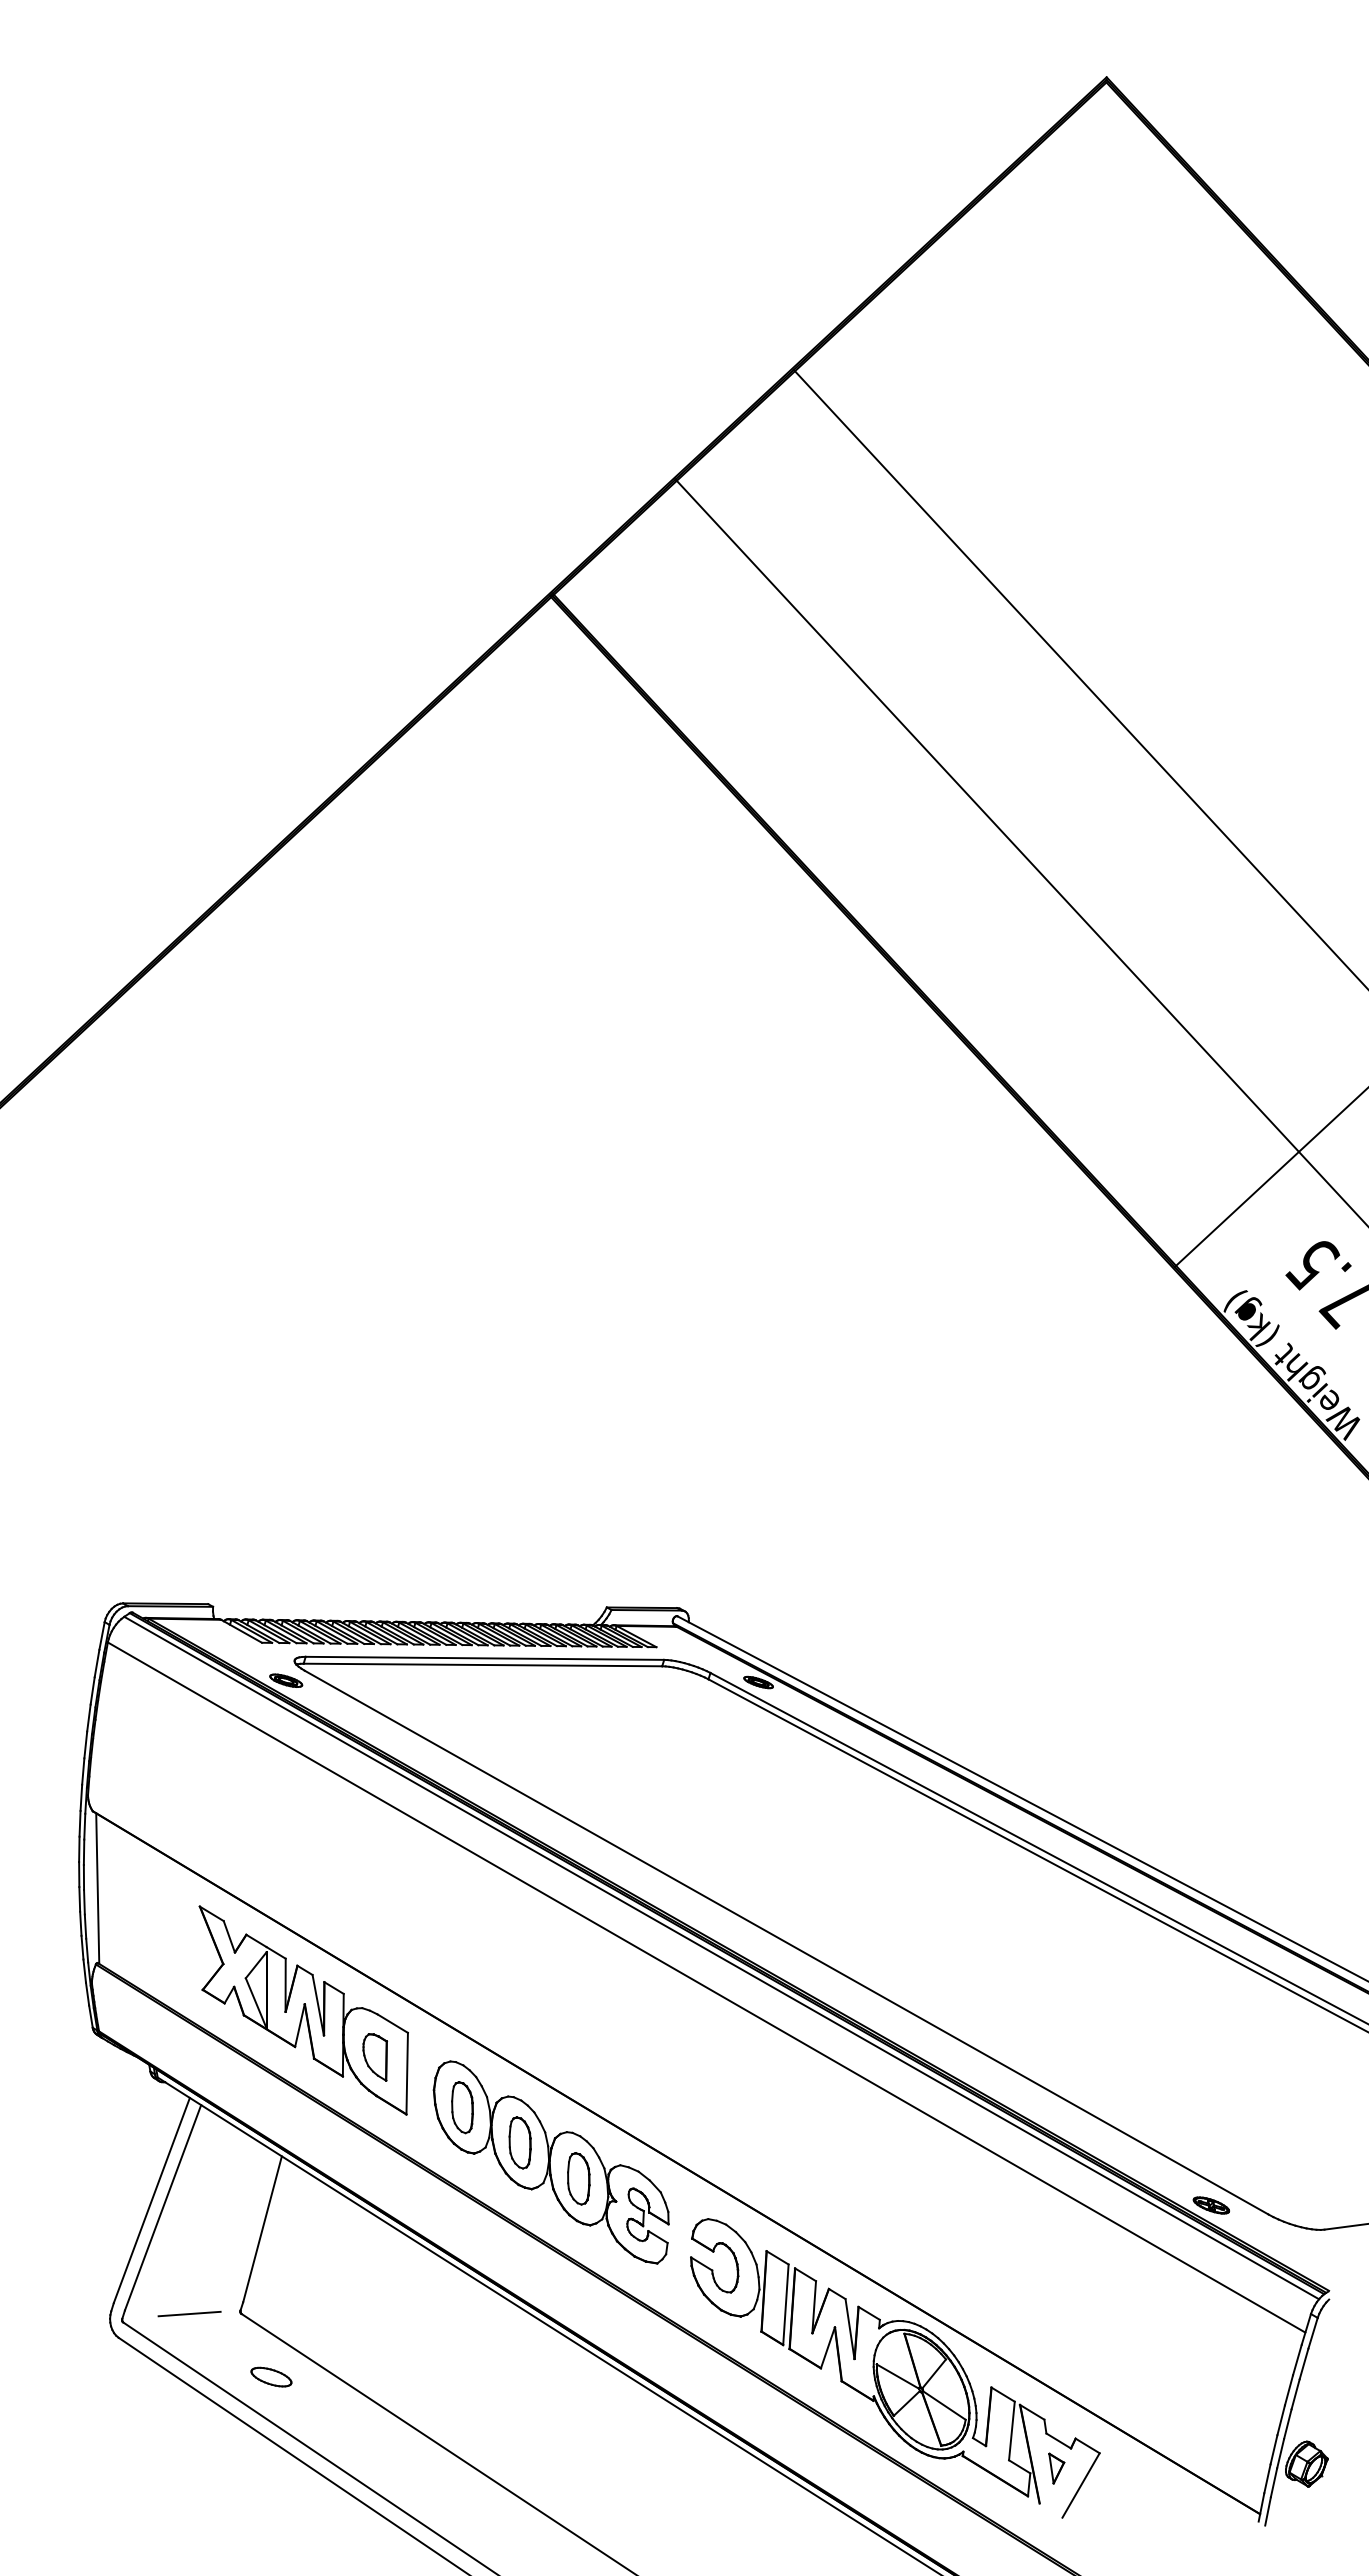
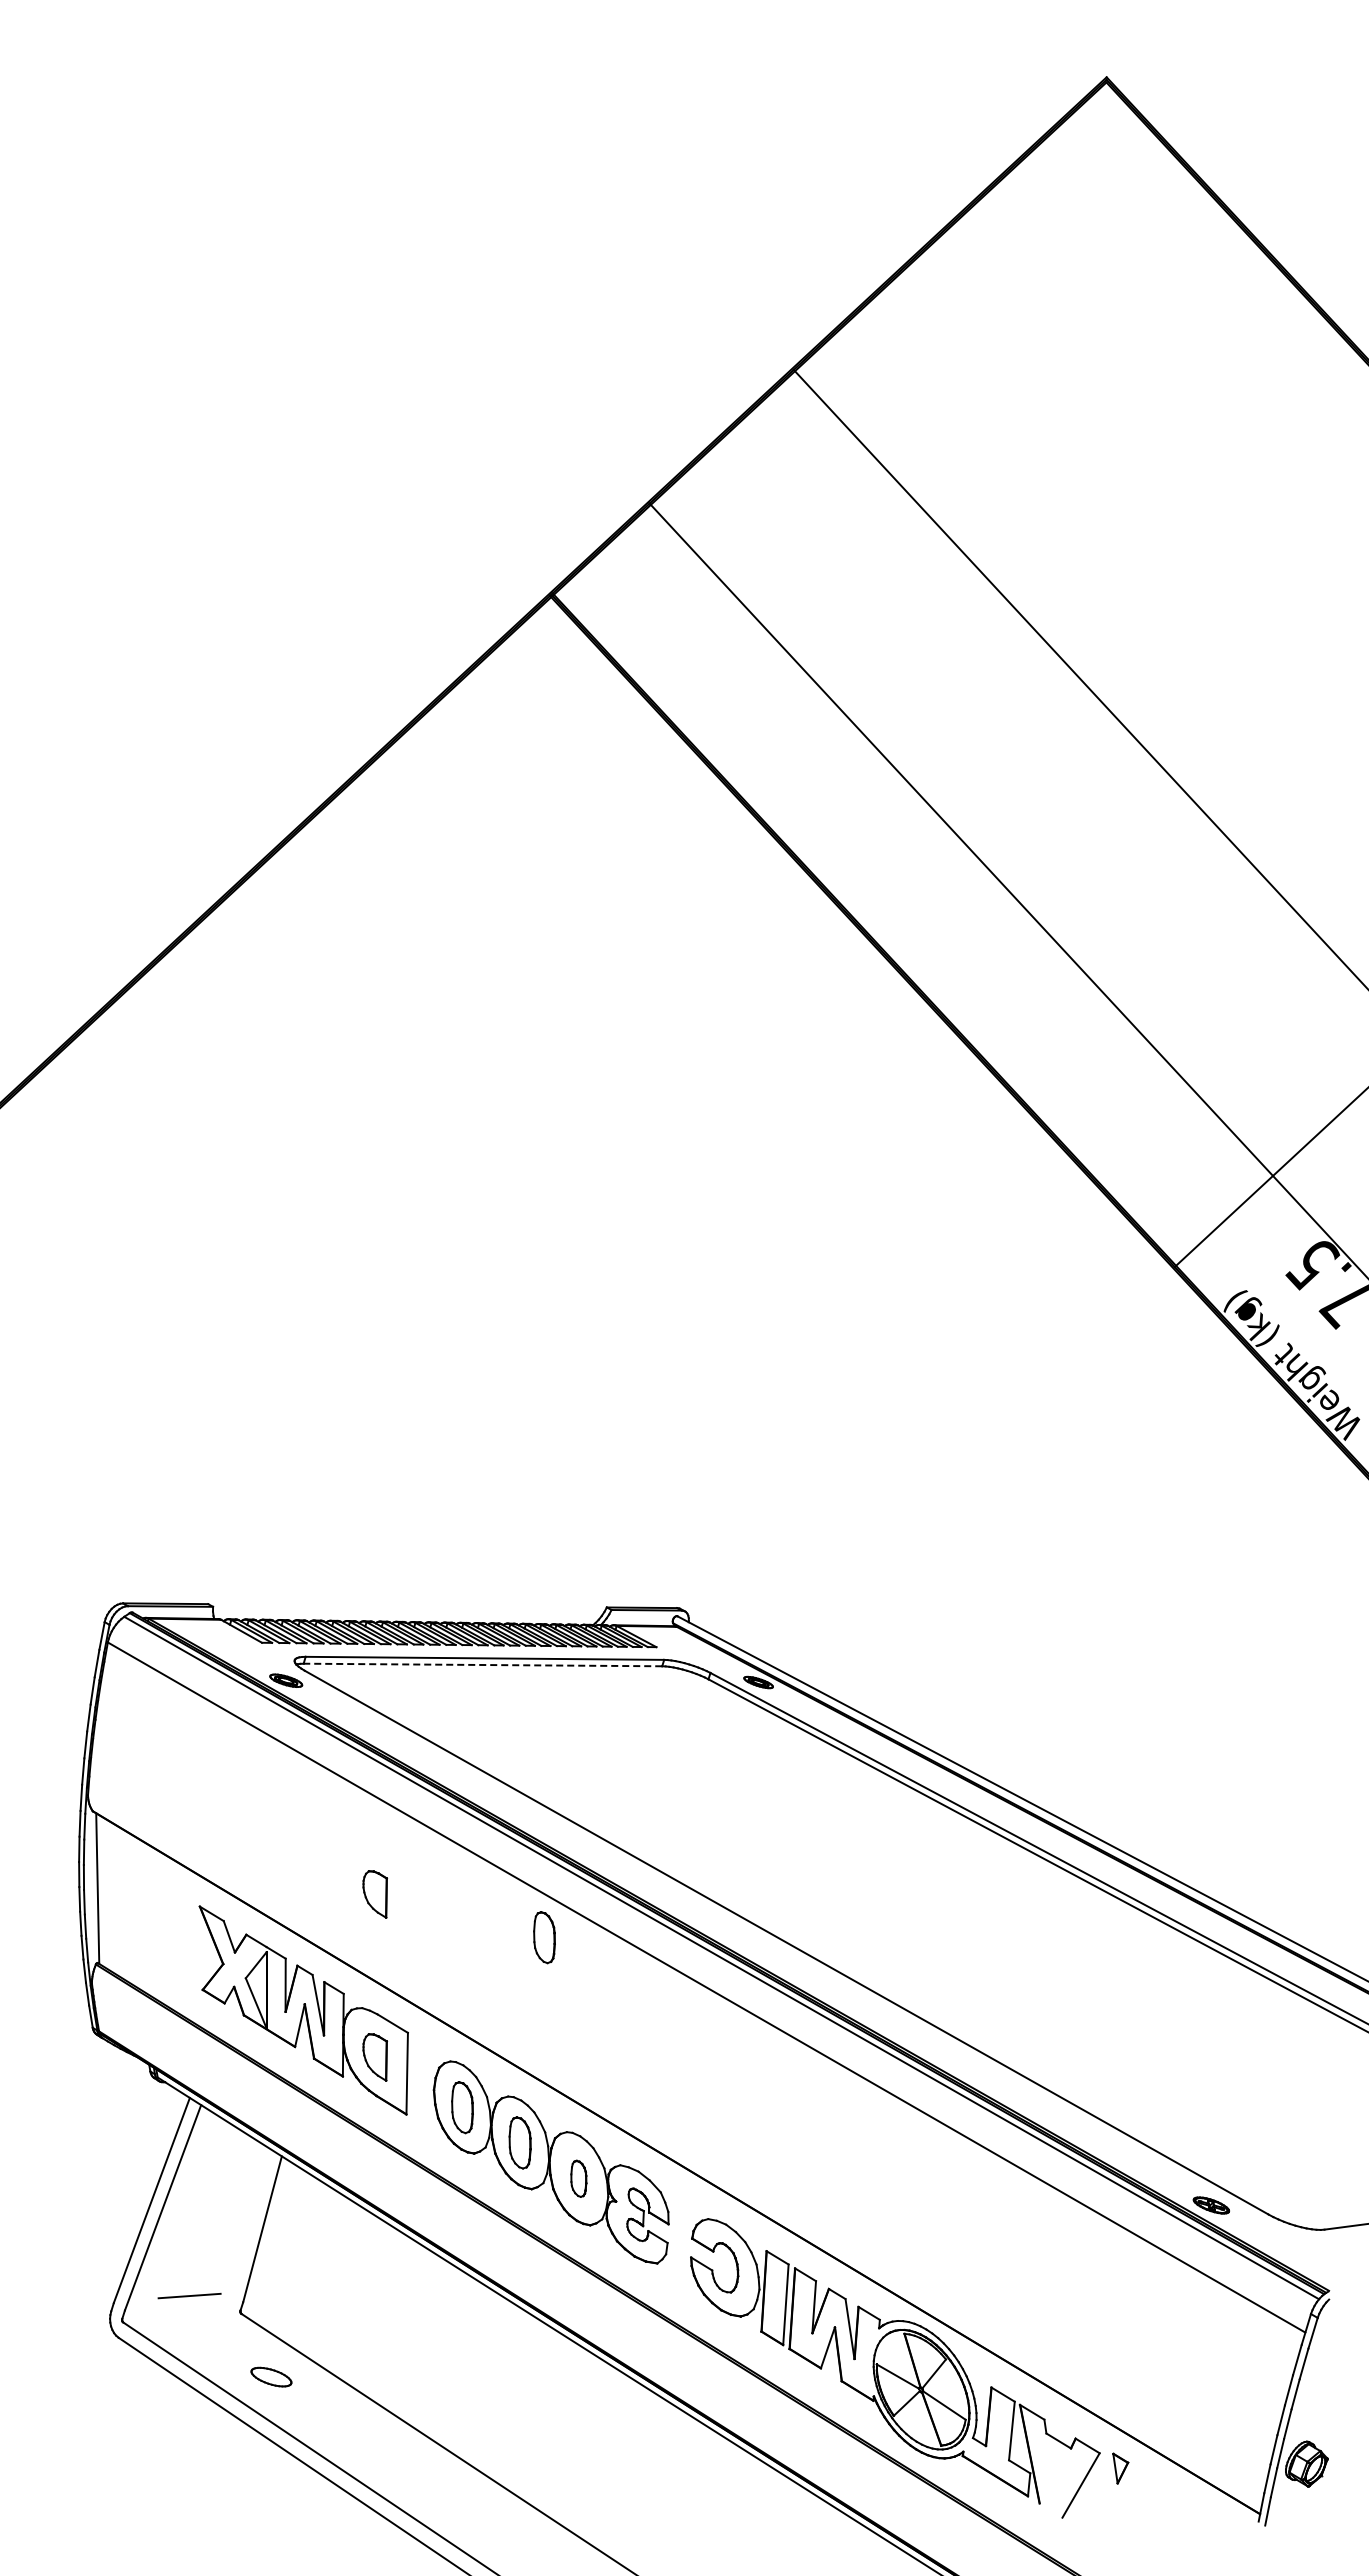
line position: (1020, 851) -> (1007, 889) (1007, 889)
line: solid -> dashed (482, 1665)
part: none -> present (375, 1894)
part: none -> present (544, 1937)
part size: 24x54 px -> 18x39 px (578, 2178)
line position: (189, 2314) -> (189, 2296) (189, 2296)
part position: (1056, 2468) -> (1120, 2468) (1120, 2468)
